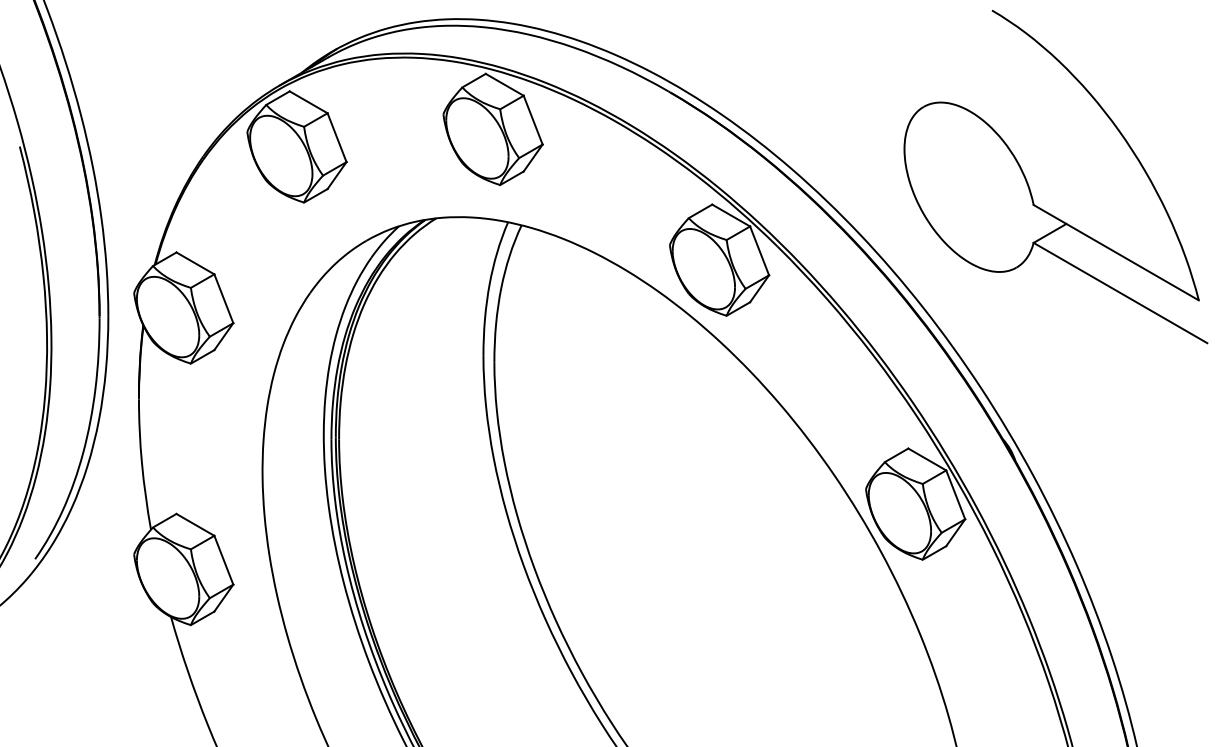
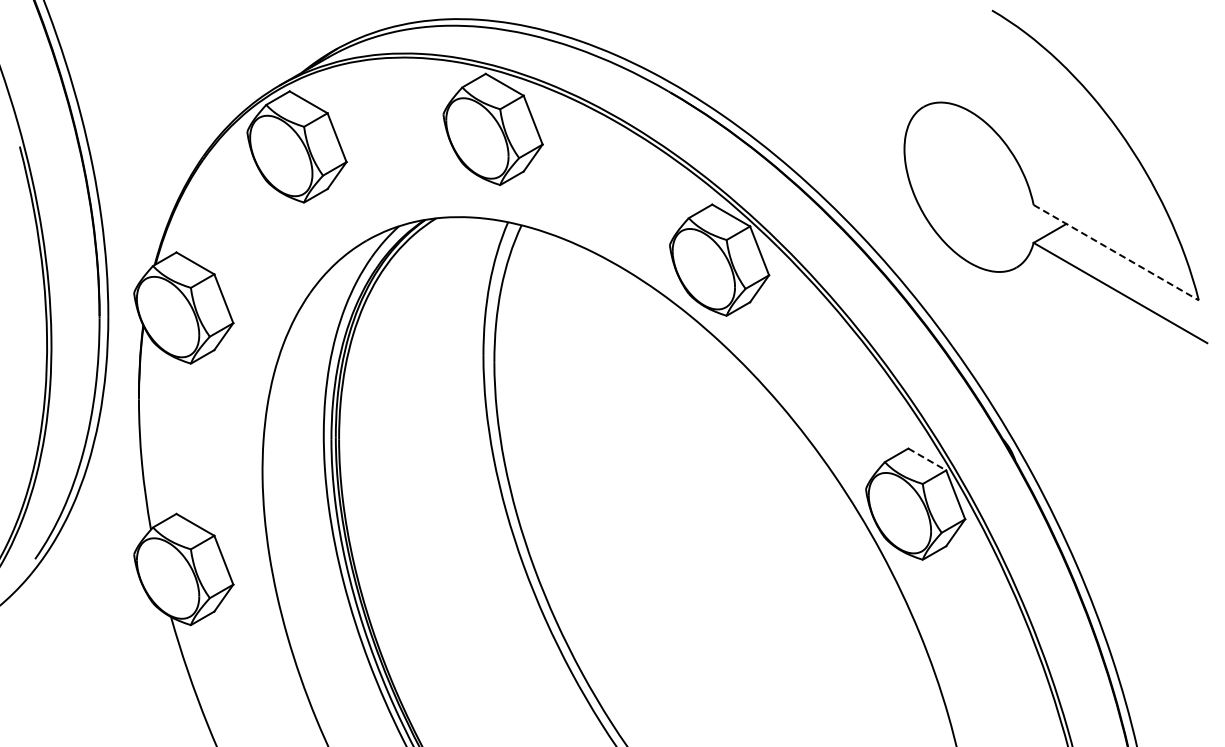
line: solid -> dashed (1116, 252)
line: solid -> dashed (927, 459)
